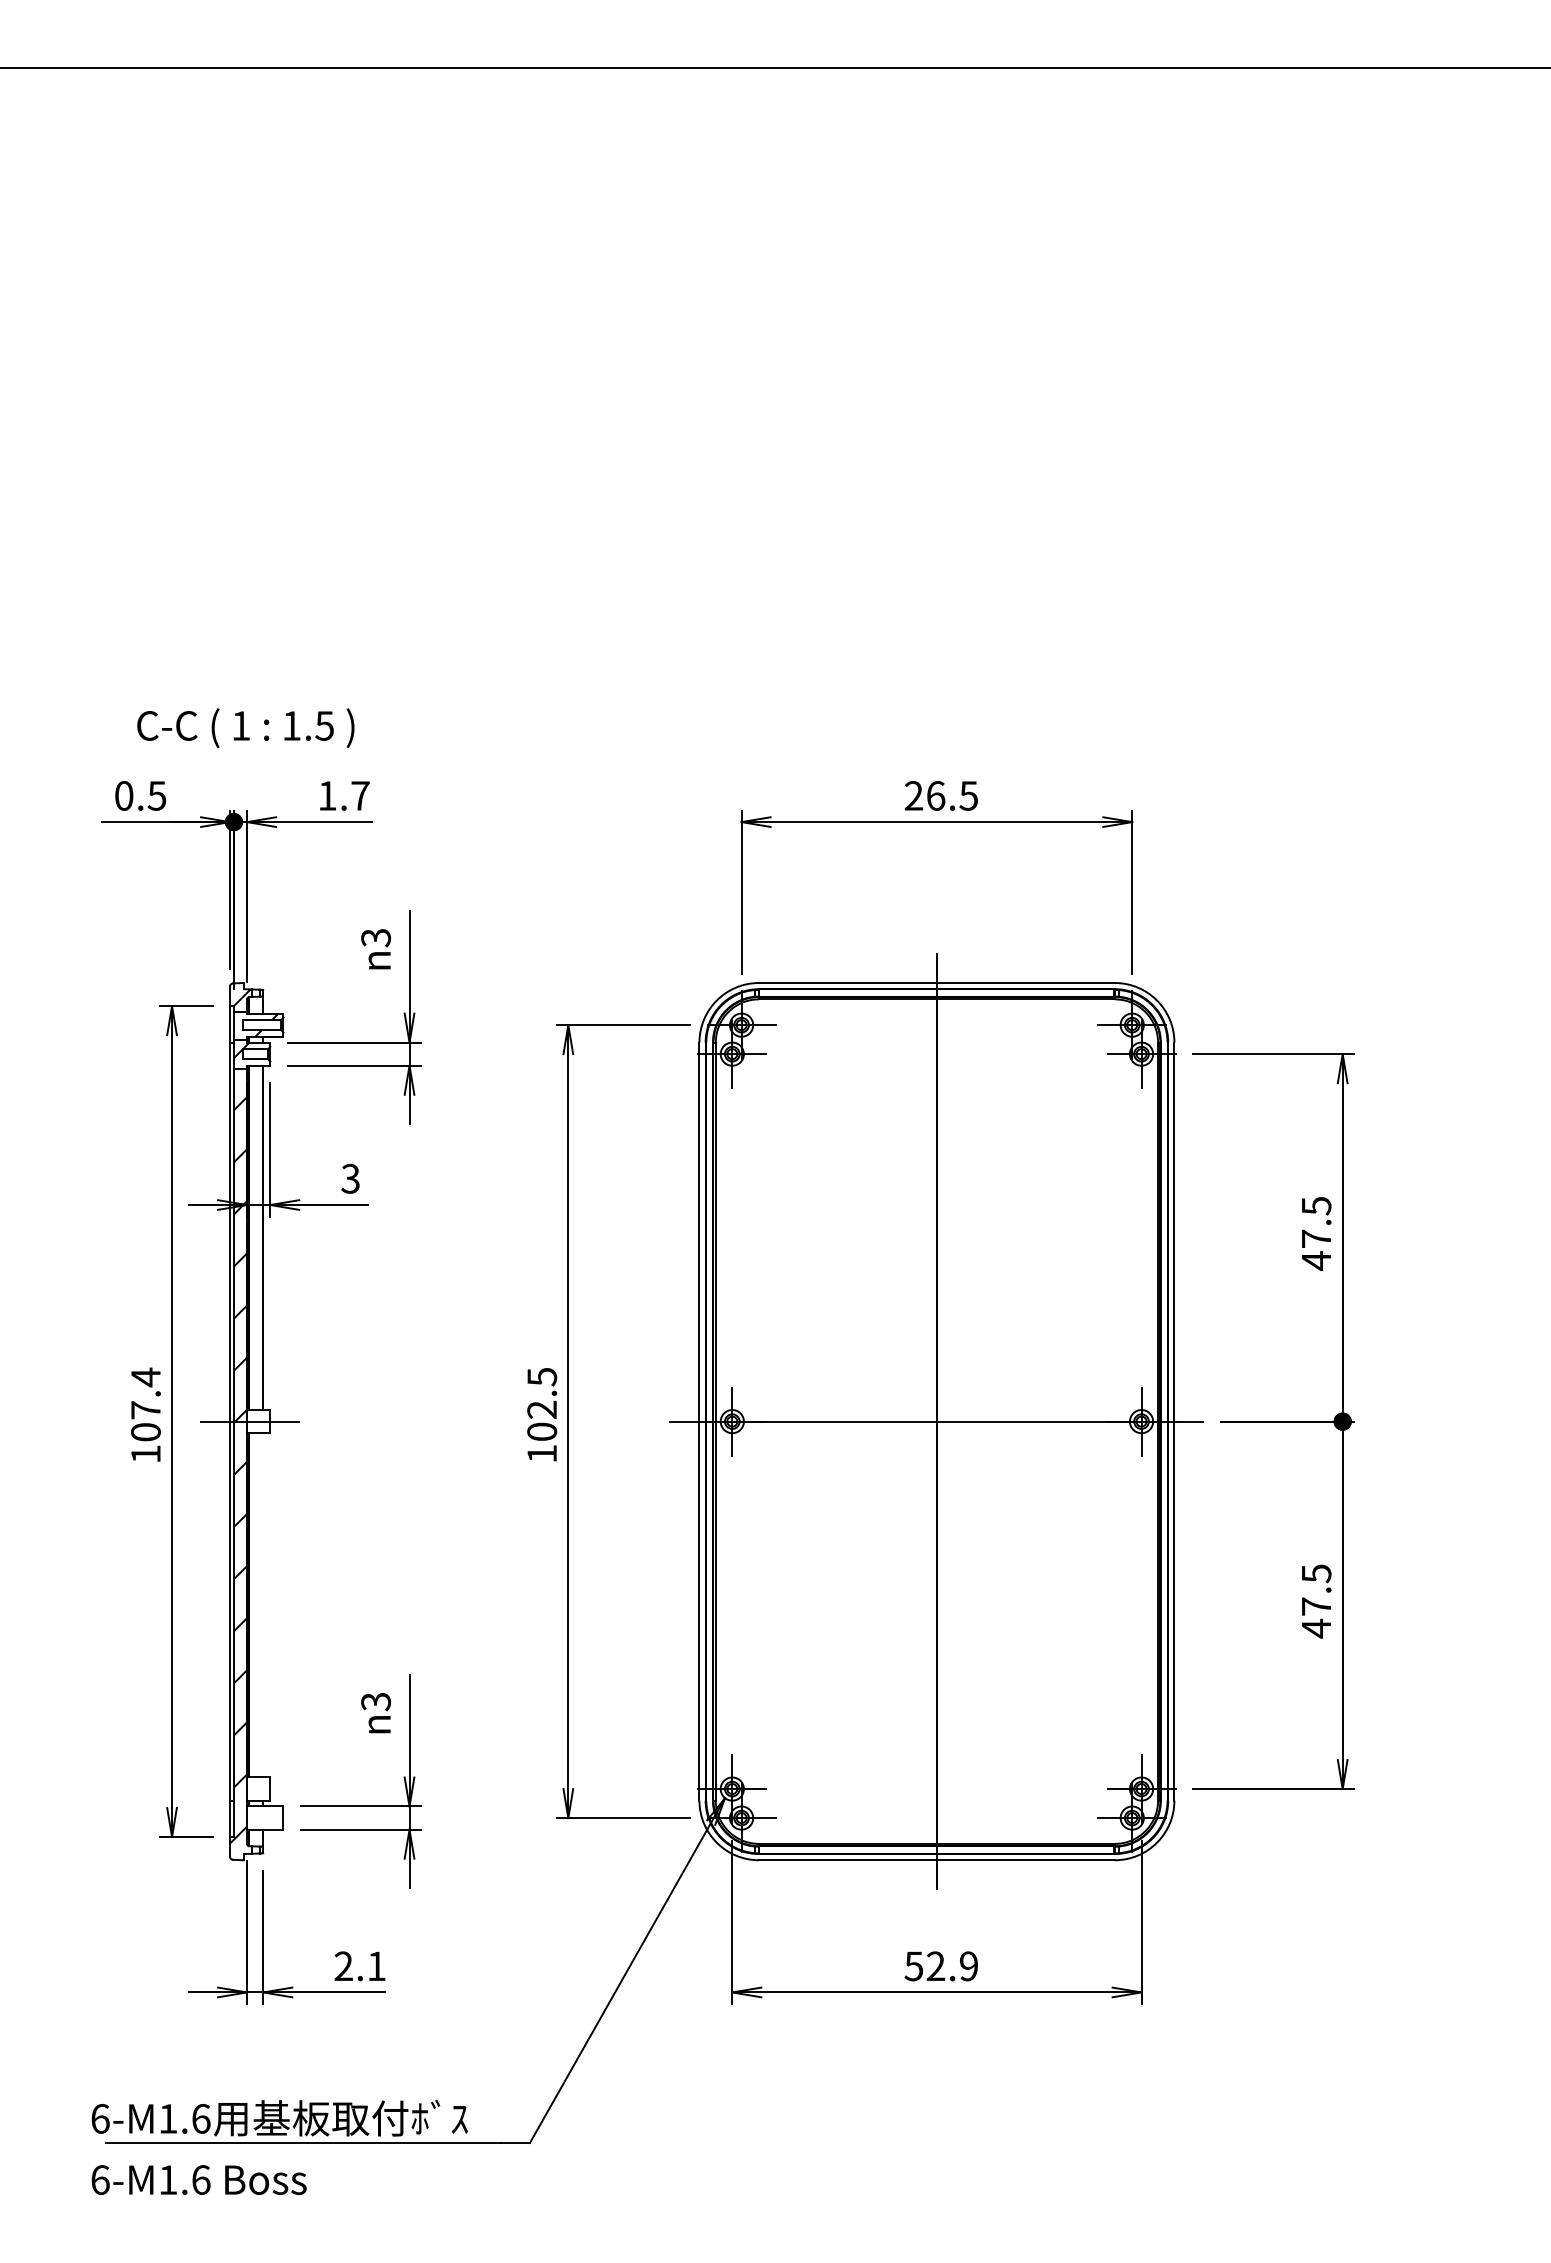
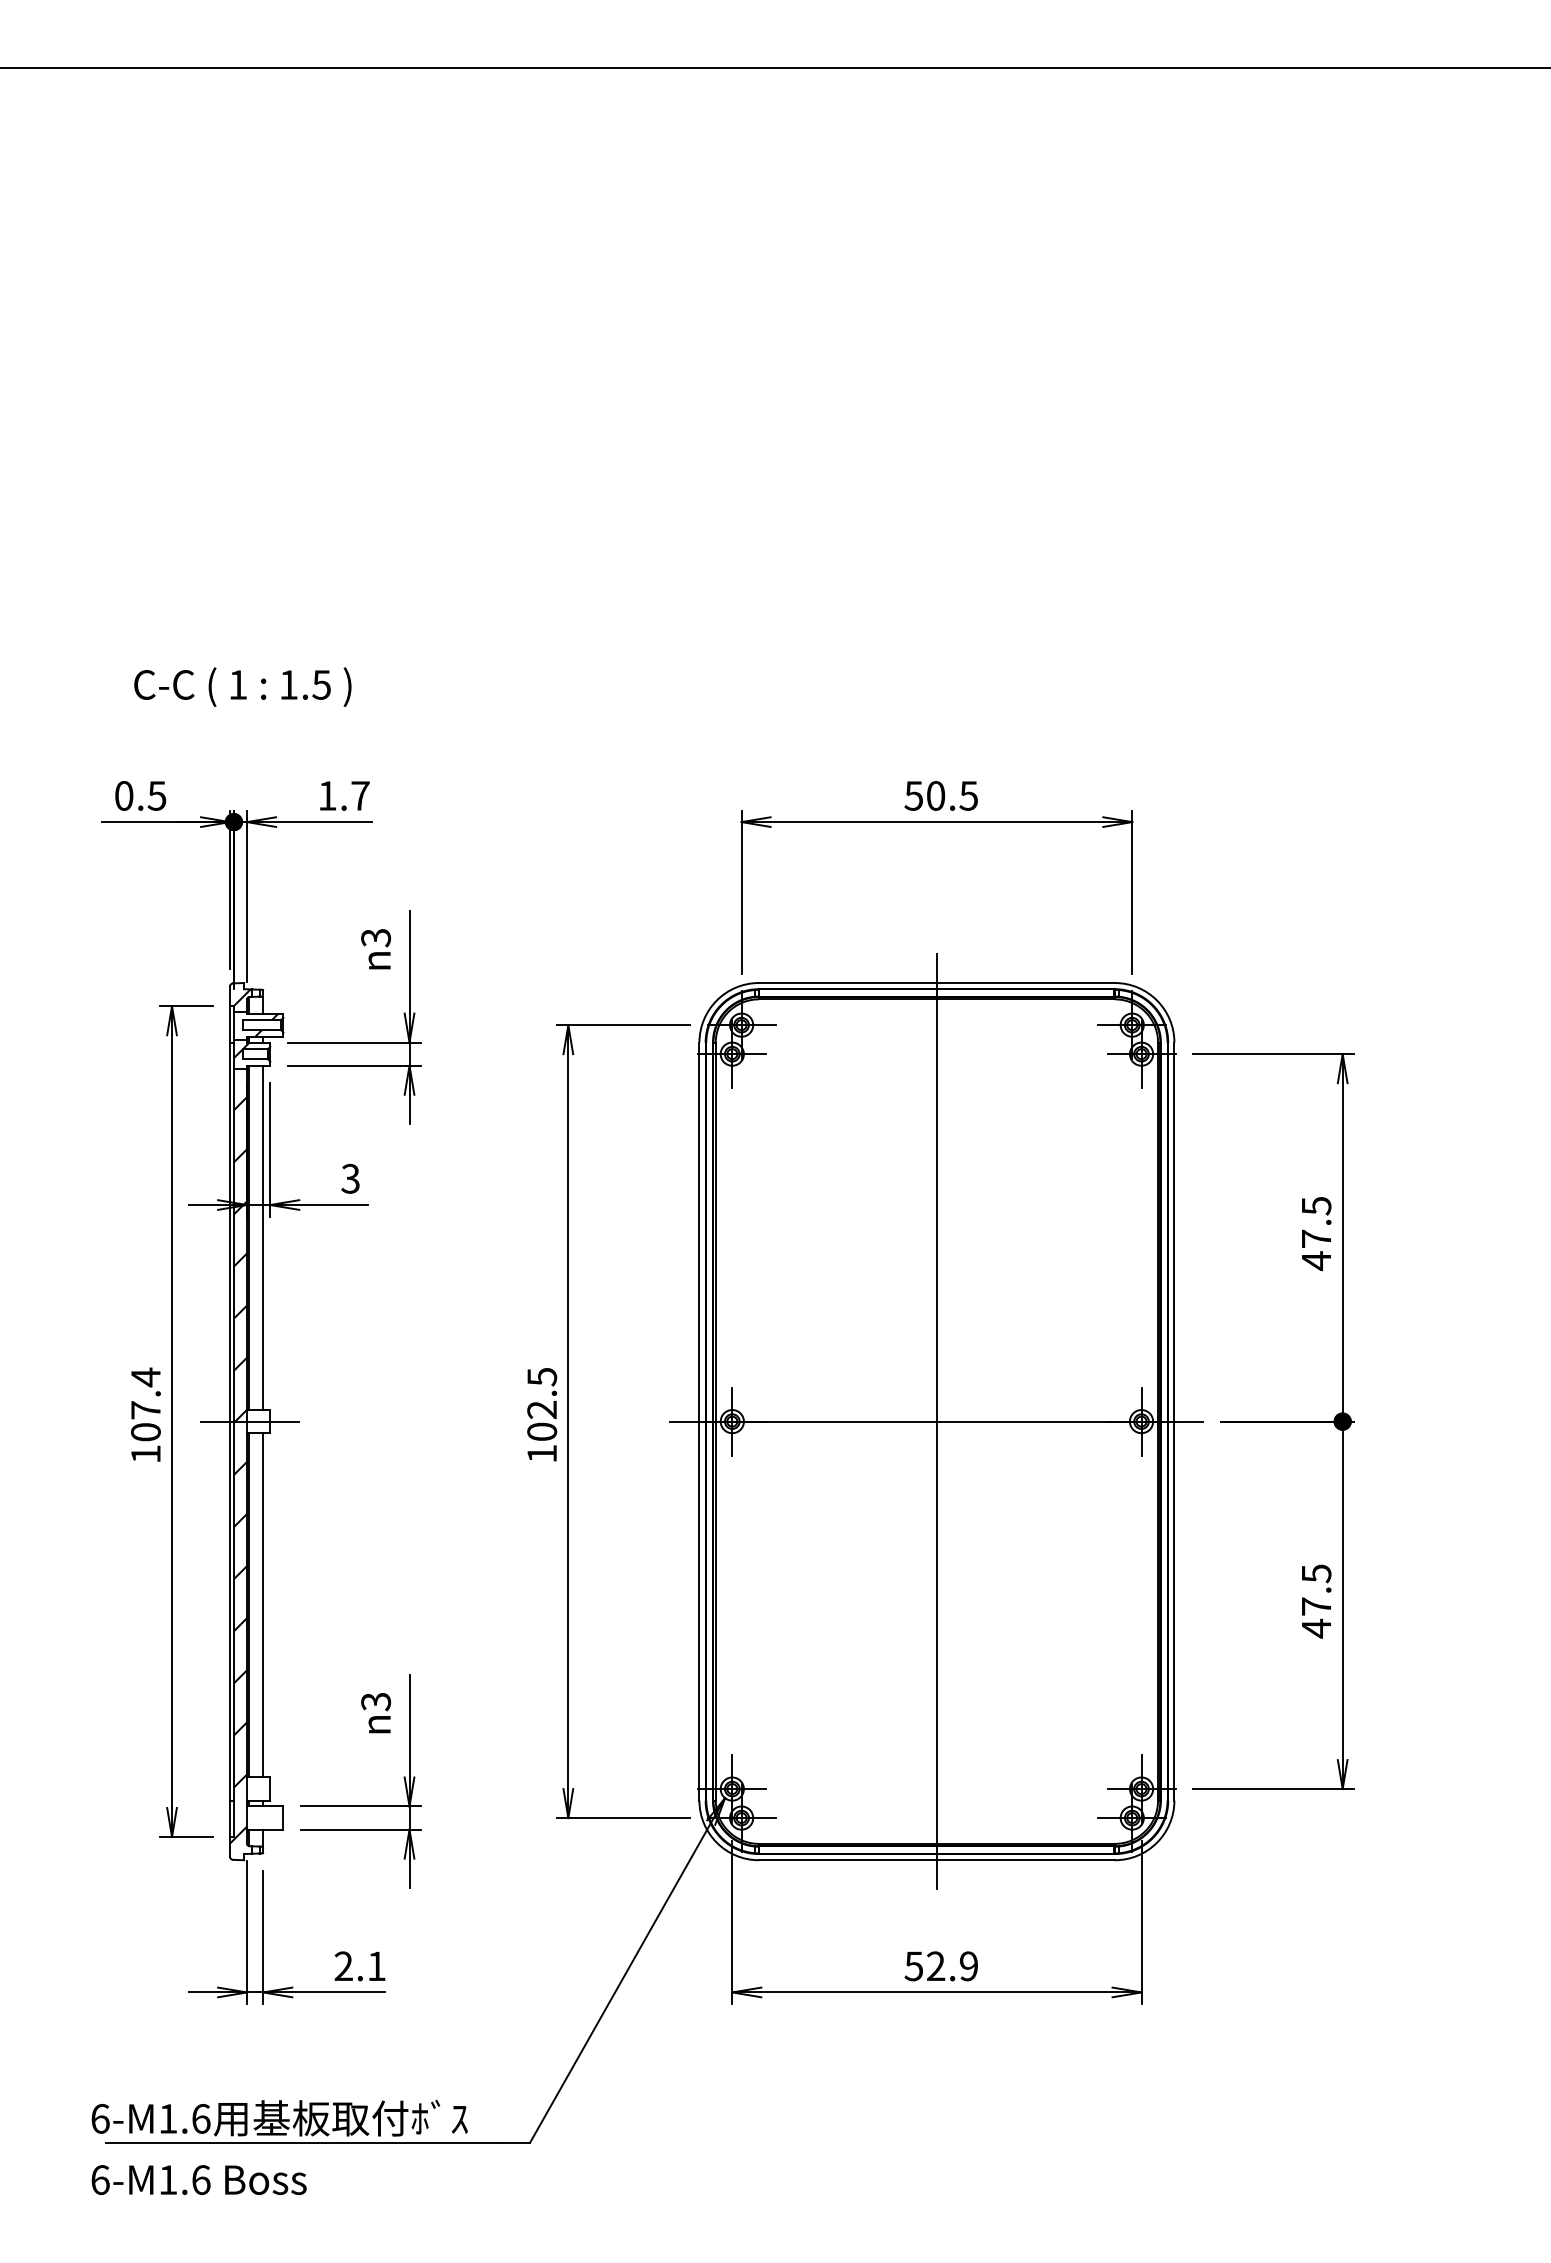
text position: (245, 727) -> (242, 686) (242, 686)
text: 26.5 -> 50.5 (924, 795)
line: none -> present (263, 1605)
